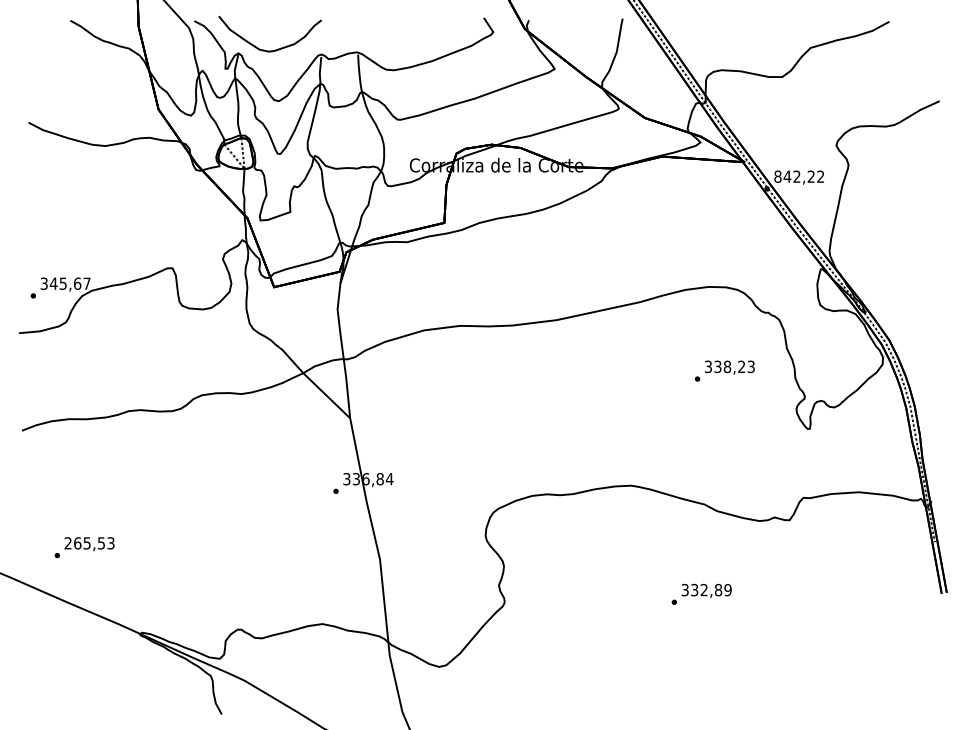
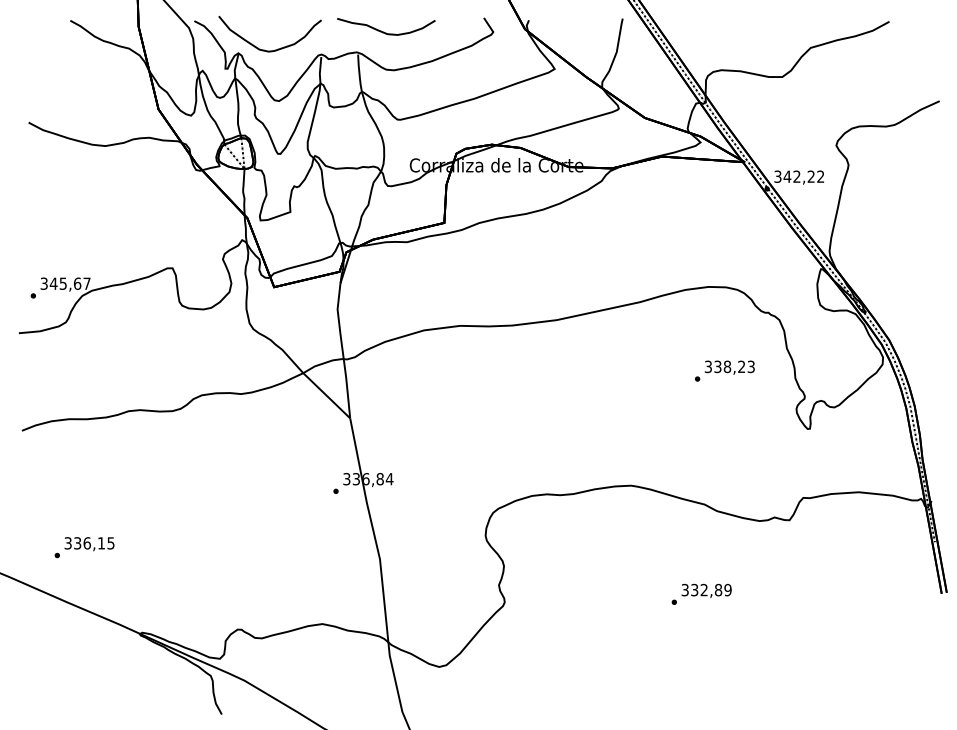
curve: none -> present (383, 31)
text: 842,22 -> 342,22 (777, 176)
text: 265,53 -> 336,15 (89, 543)
